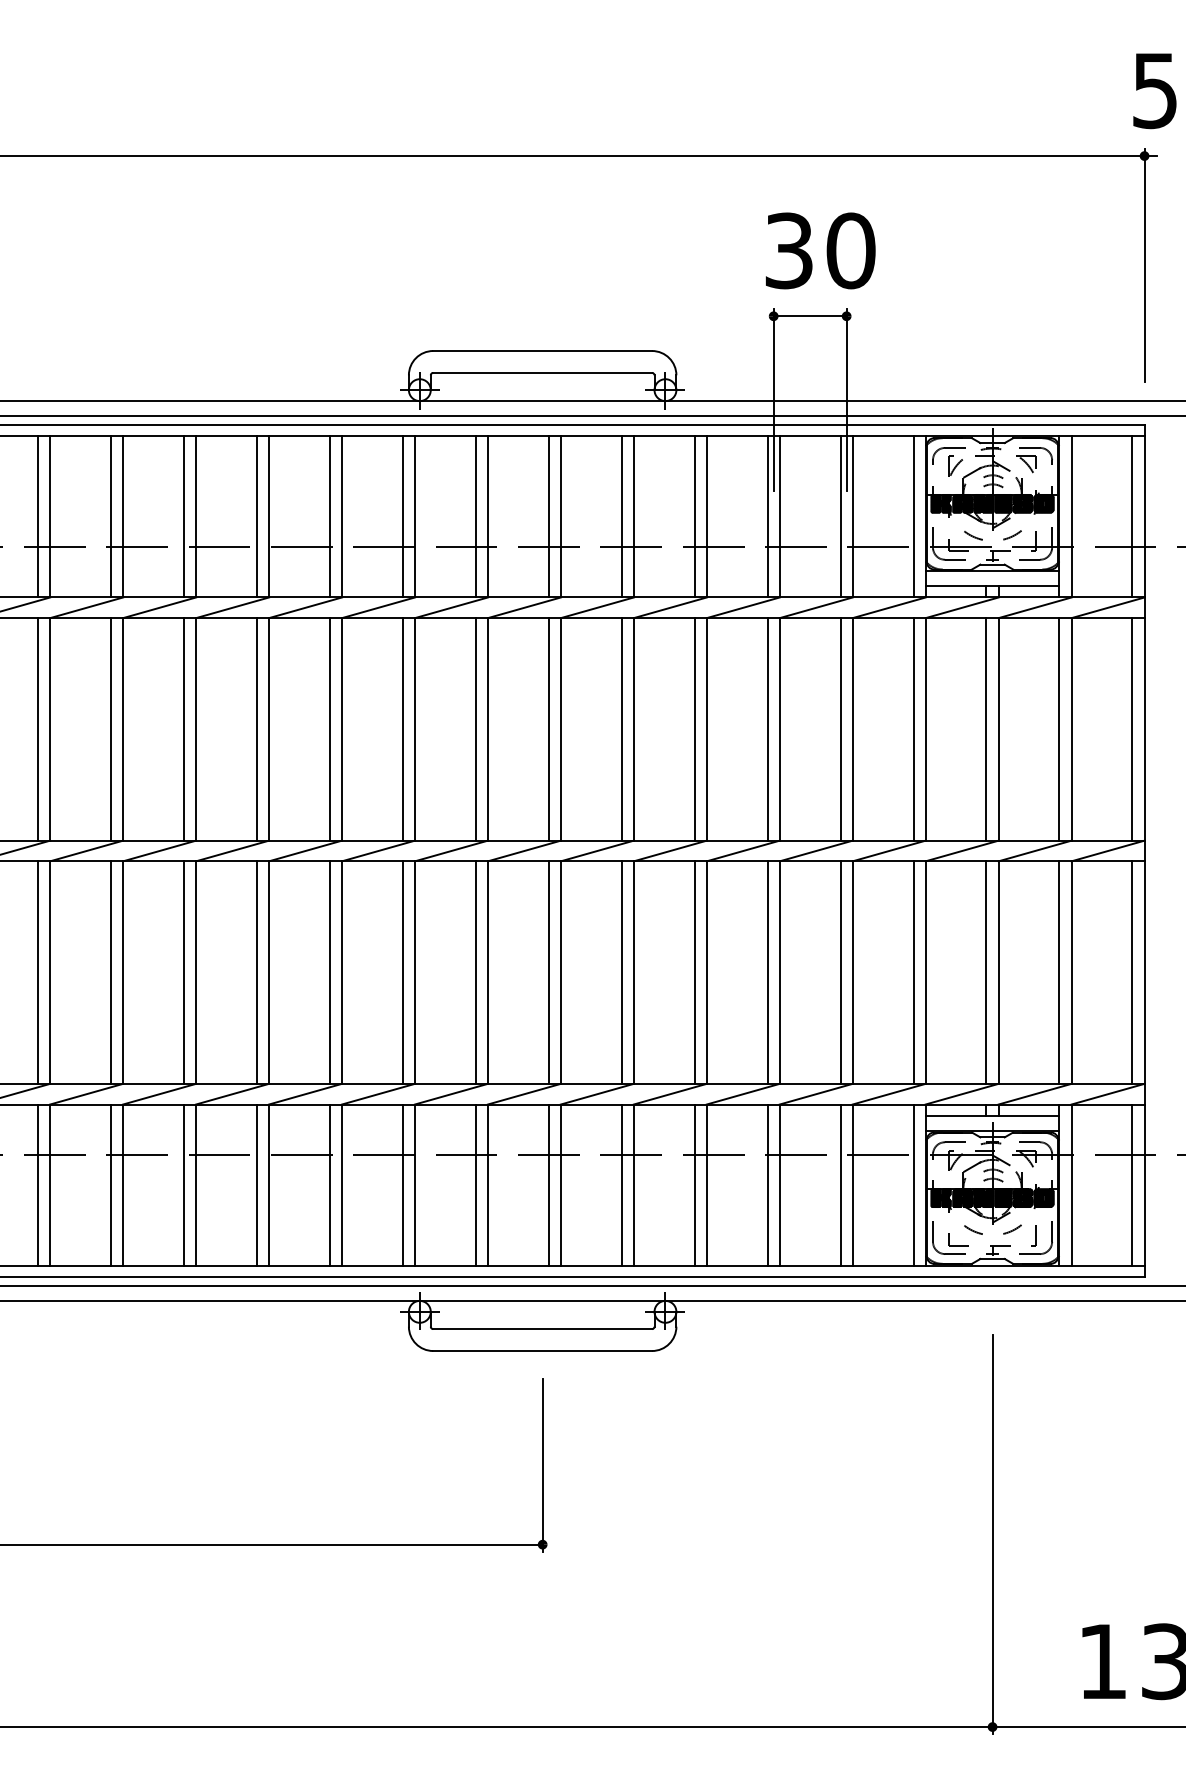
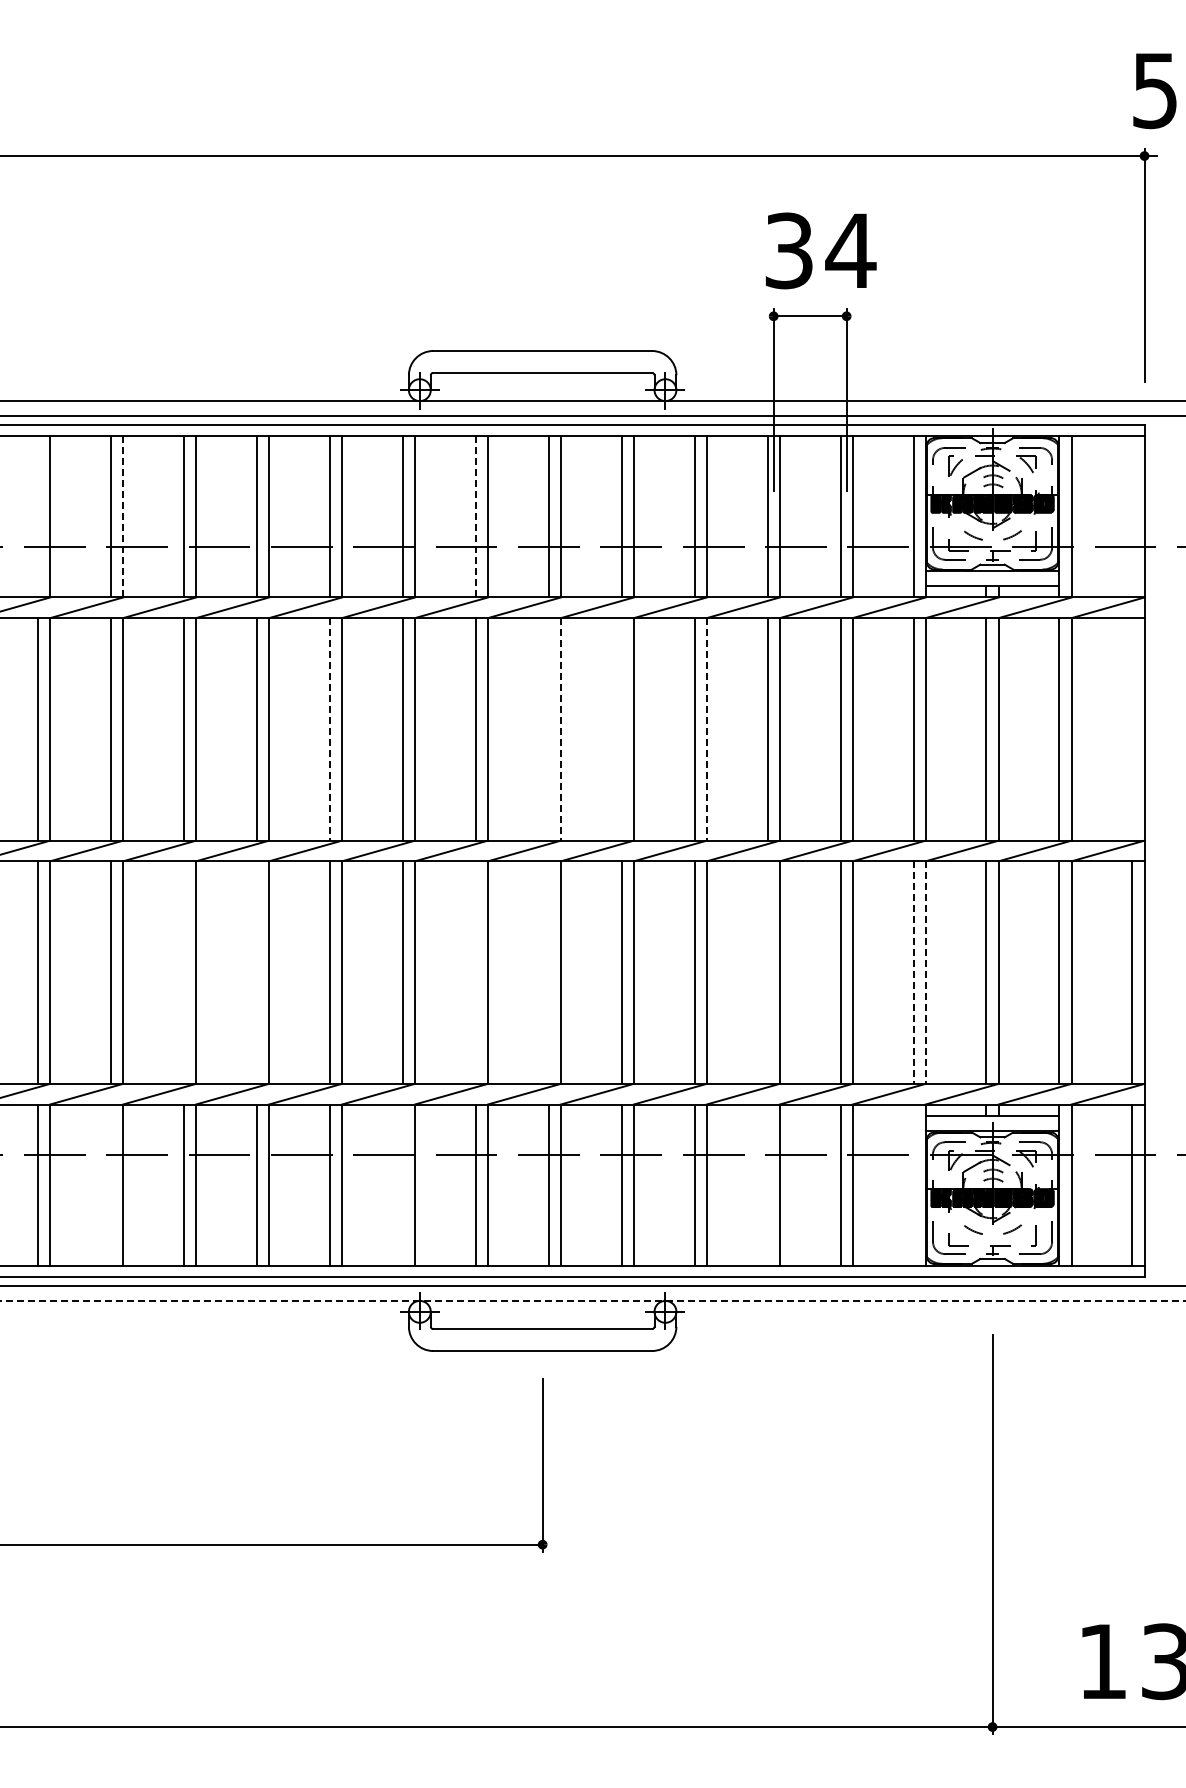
text: 30 -> 34 (850, 250)
line: present -> none (38, 516)
line: solid -> dashed (123, 516)
line: solid -> dashed (475, 516)
line: present -> none (1132, 516)
line: solid -> dashed (329, 729)
line: present -> none (548, 729)
line: solid -> dashed (560, 729)
line: present -> none (621, 729)
line: solid -> dashed (706, 729)
line: present -> none (1132, 729)
line: present -> none (183, 972)
line: present -> none (256, 972)
line: present -> none (475, 972)
line: present -> none (548, 972)
line: present -> none (767, 972)
line: solid -> dashed (913, 973)
line: solid -> dashed (925, 973)
line: present -> none (110, 1184)
line: present -> none (402, 1184)
line: present -> none (767, 1184)
line: present -> none (913, 1184)
line: solid -> dashed (592, 1300)
